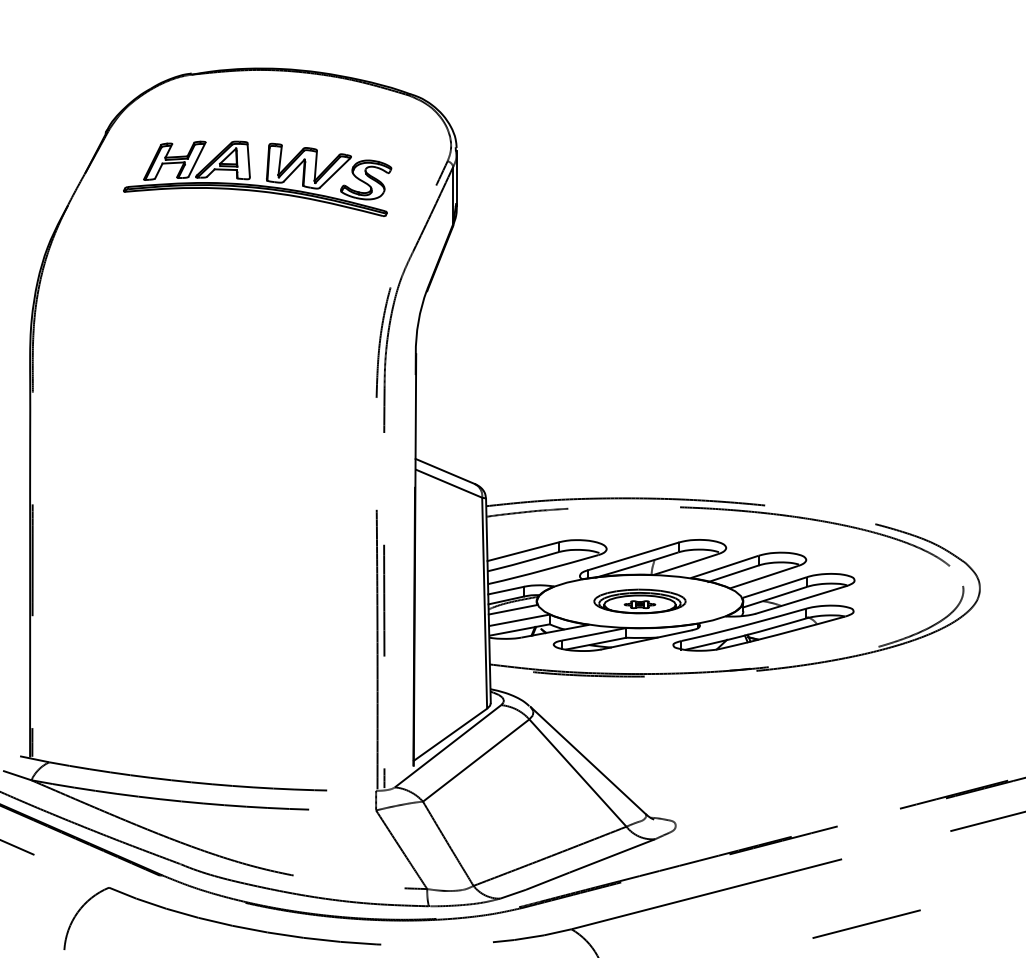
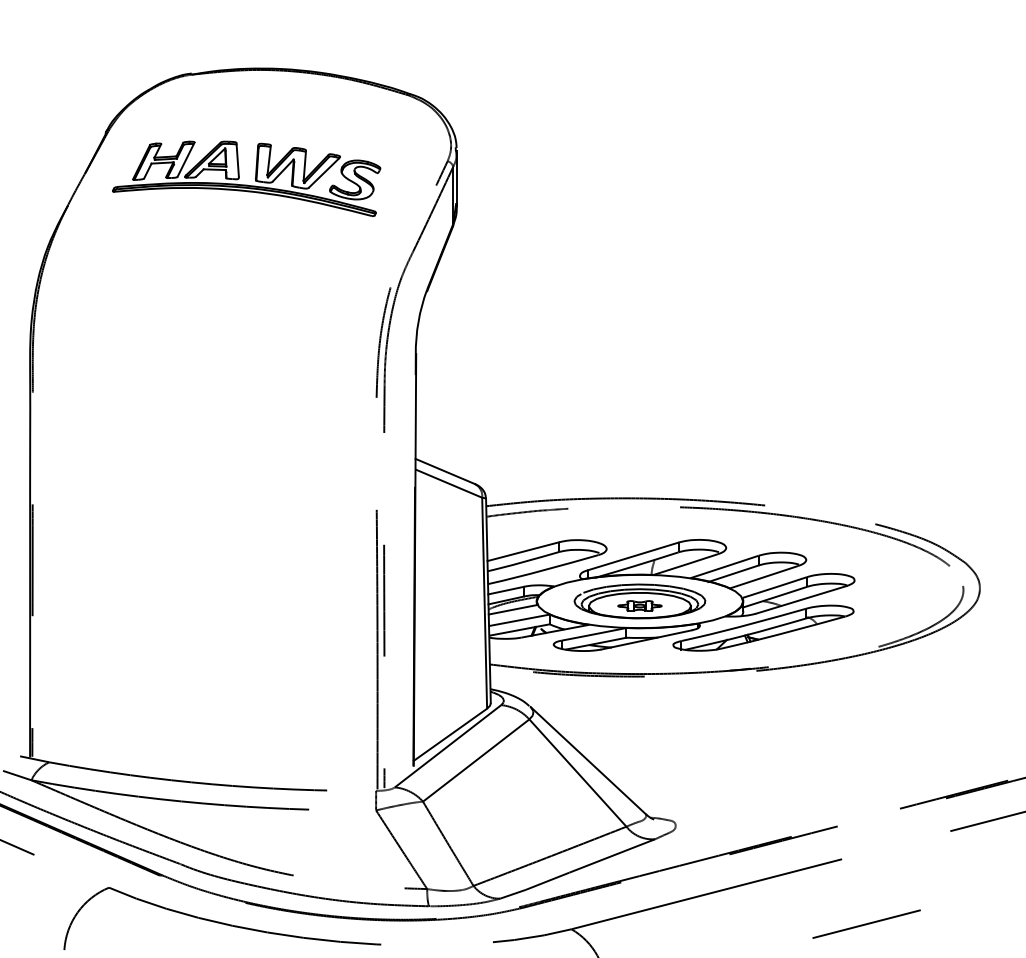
part position: (257, 178) -> (246, 178) (246, 178)
part size: 94x27 px -> 134x37 px (639, 601)
